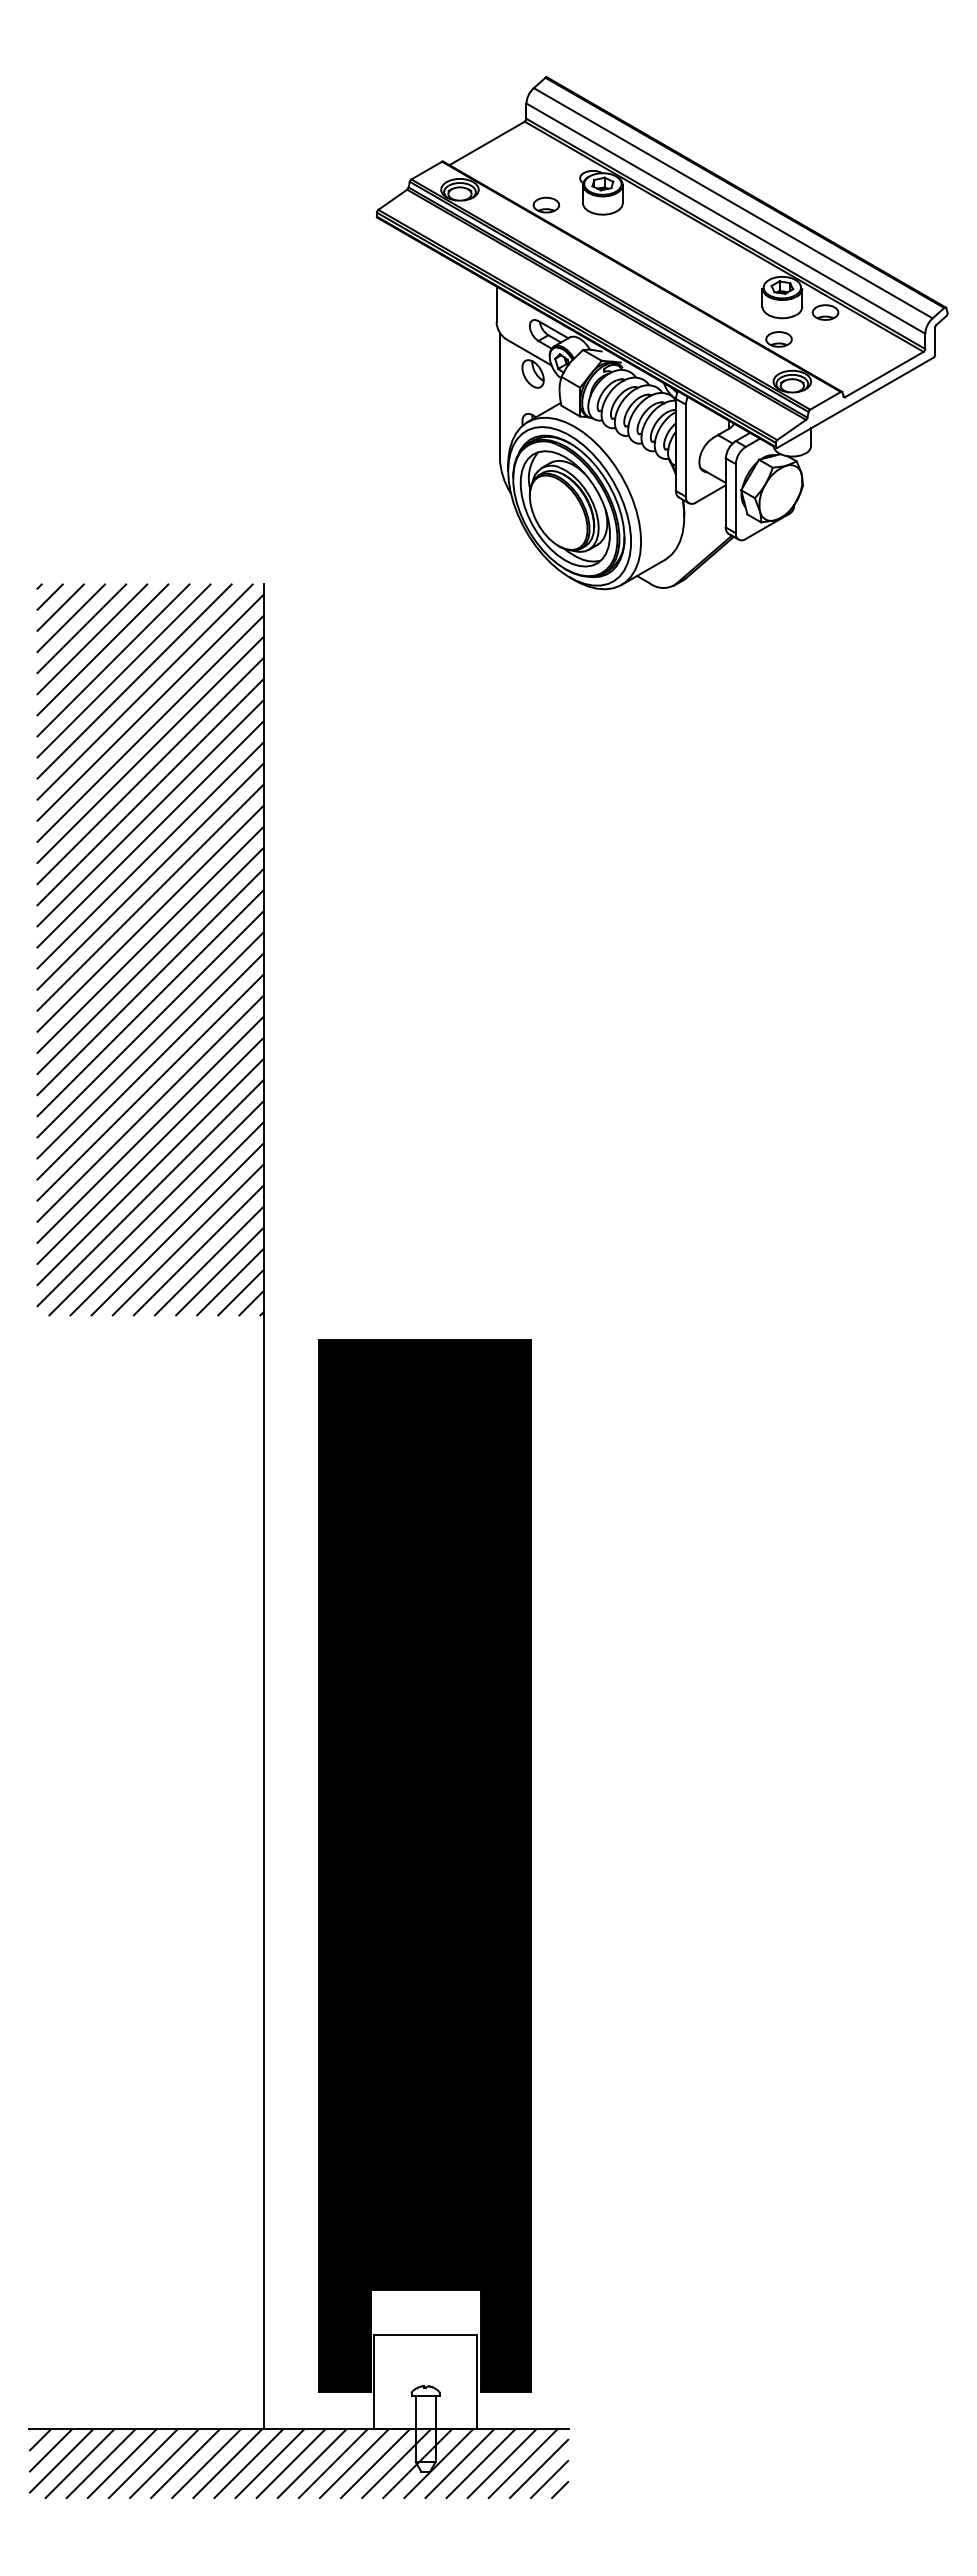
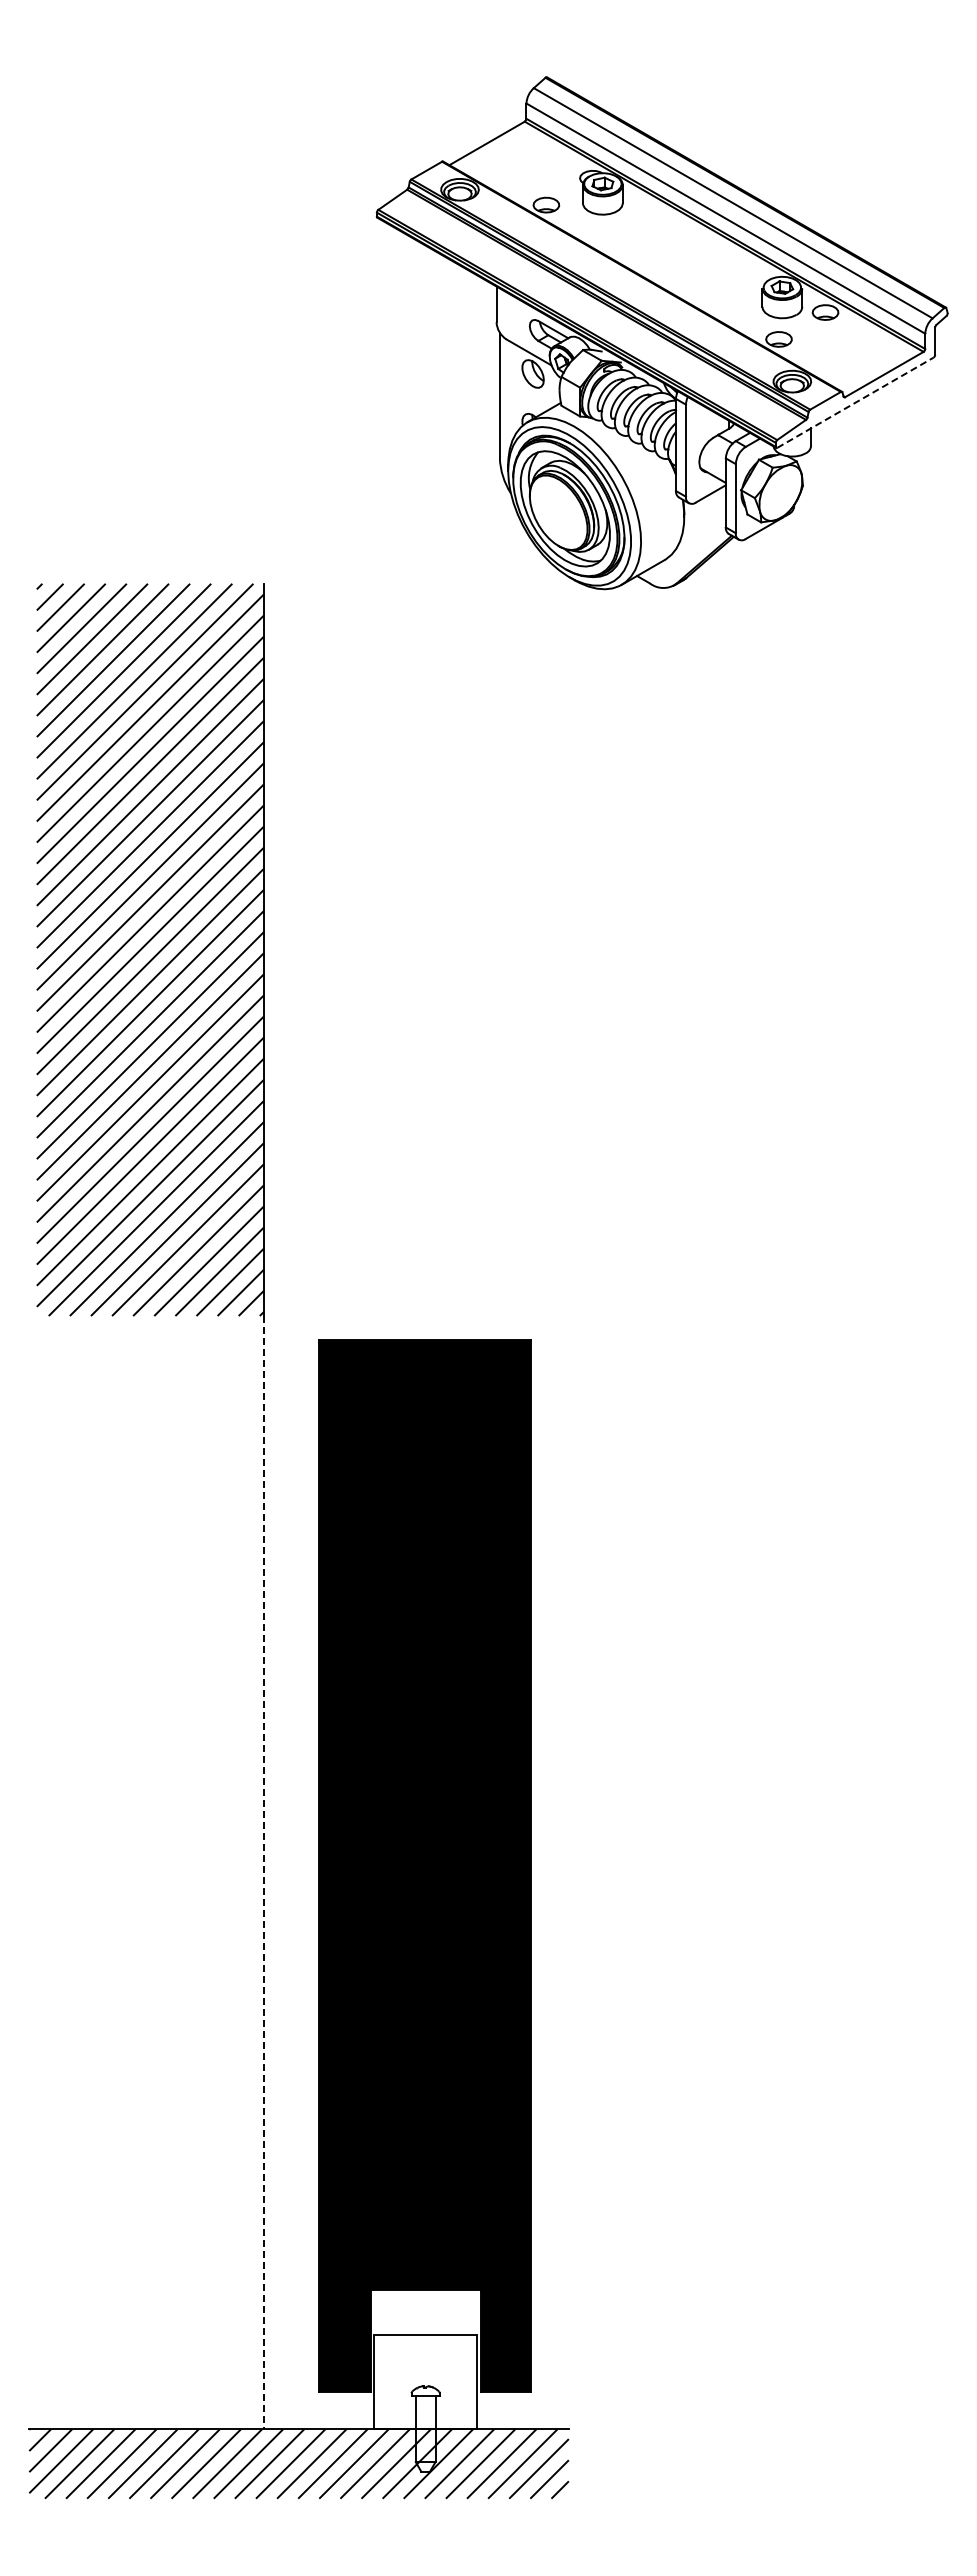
line: solid -> dashed (855, 402)
line: solid -> dashed (264, 1872)
